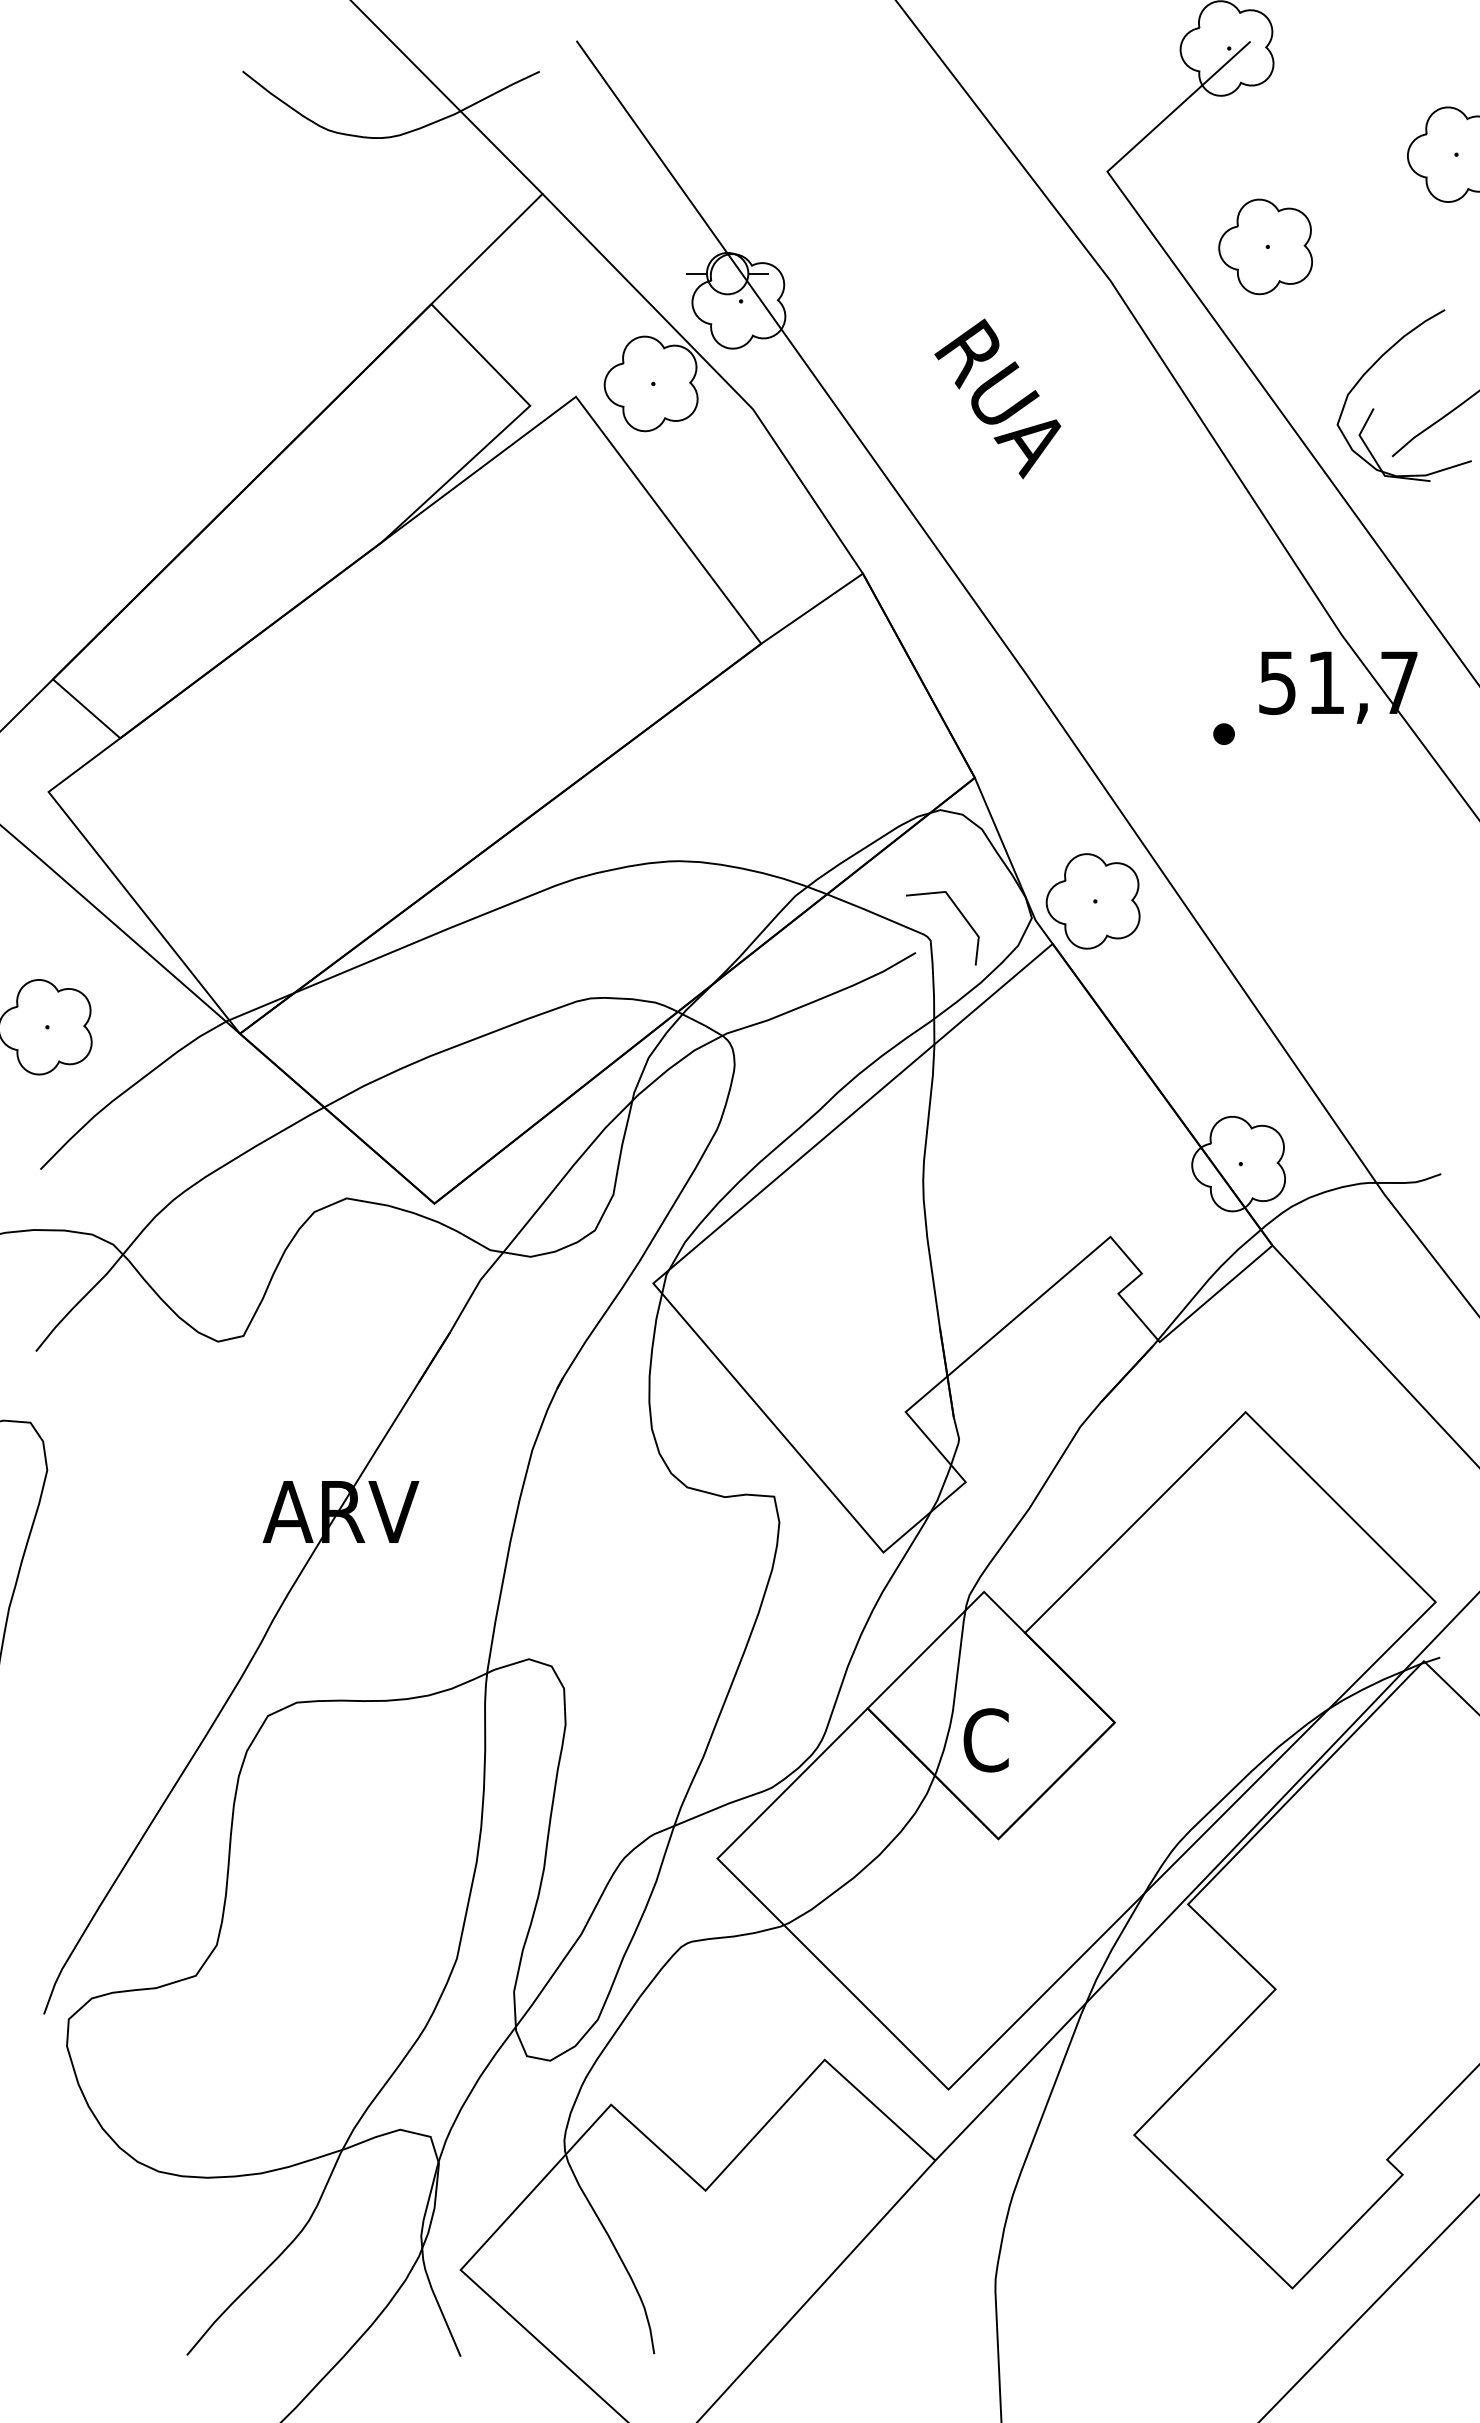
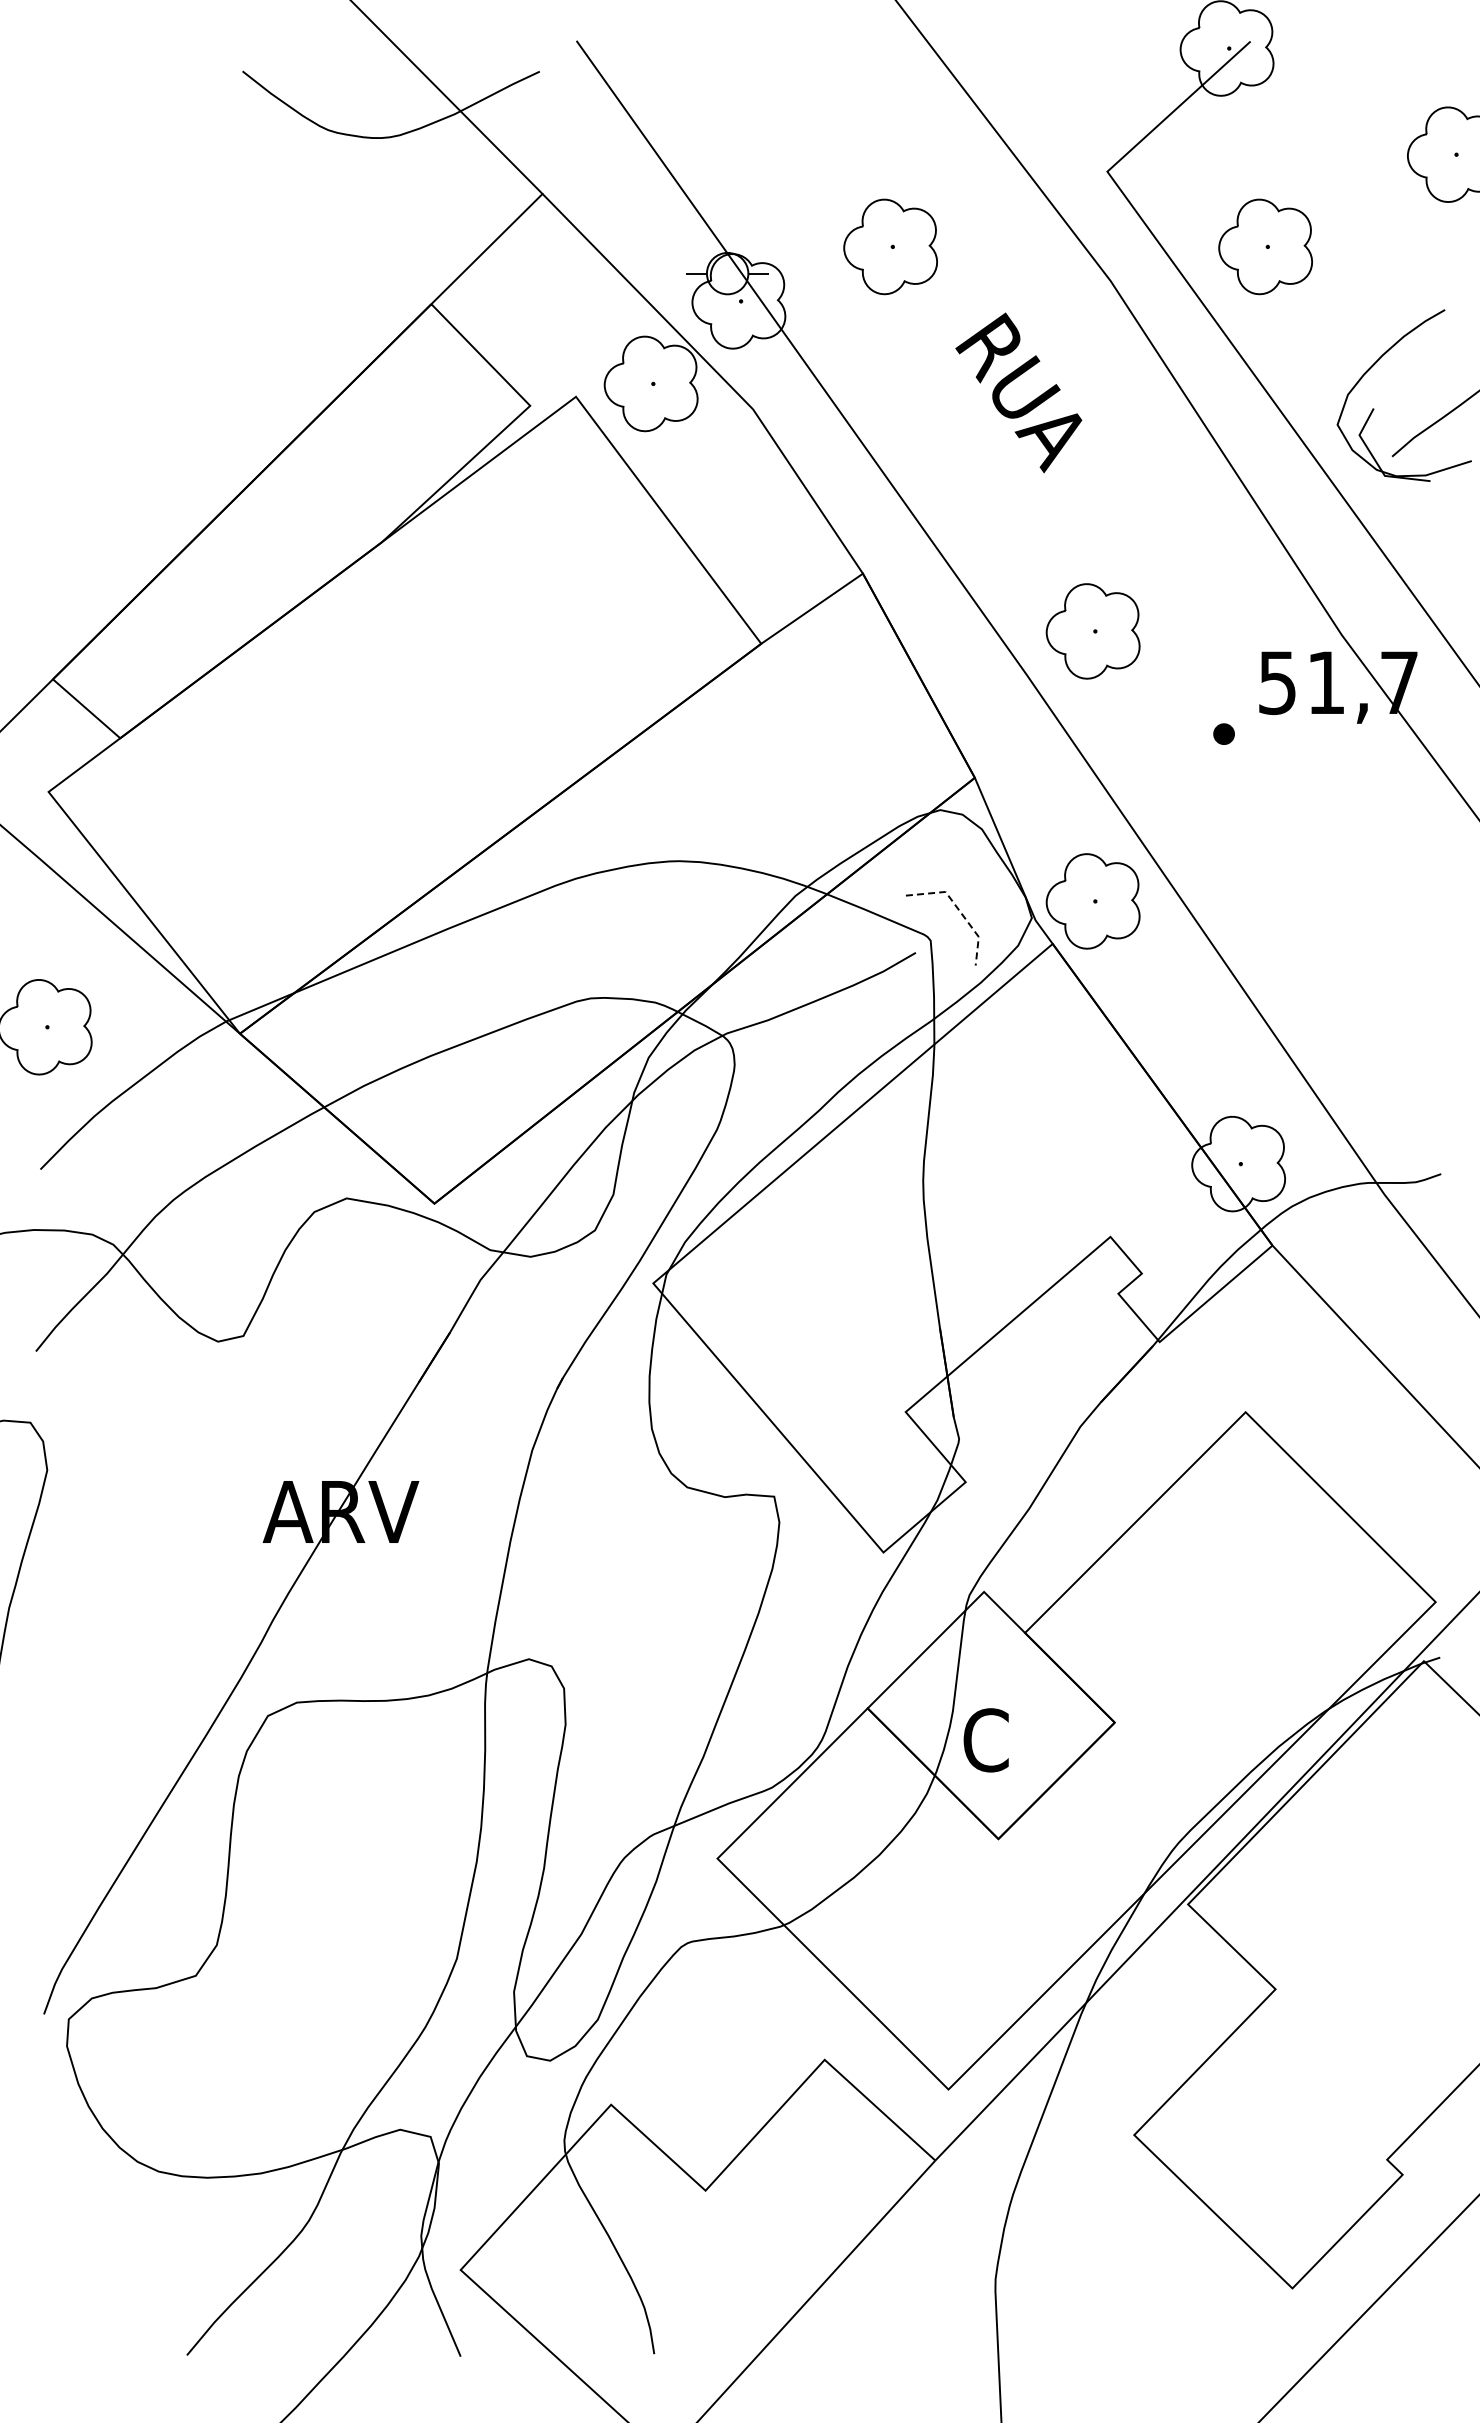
part: none -> present (890, 246)
text position: (997, 398) -> (1018, 392) (1018, 392)
part: none -> present (1092, 631)
line: solid -> dashed (959, 910)
